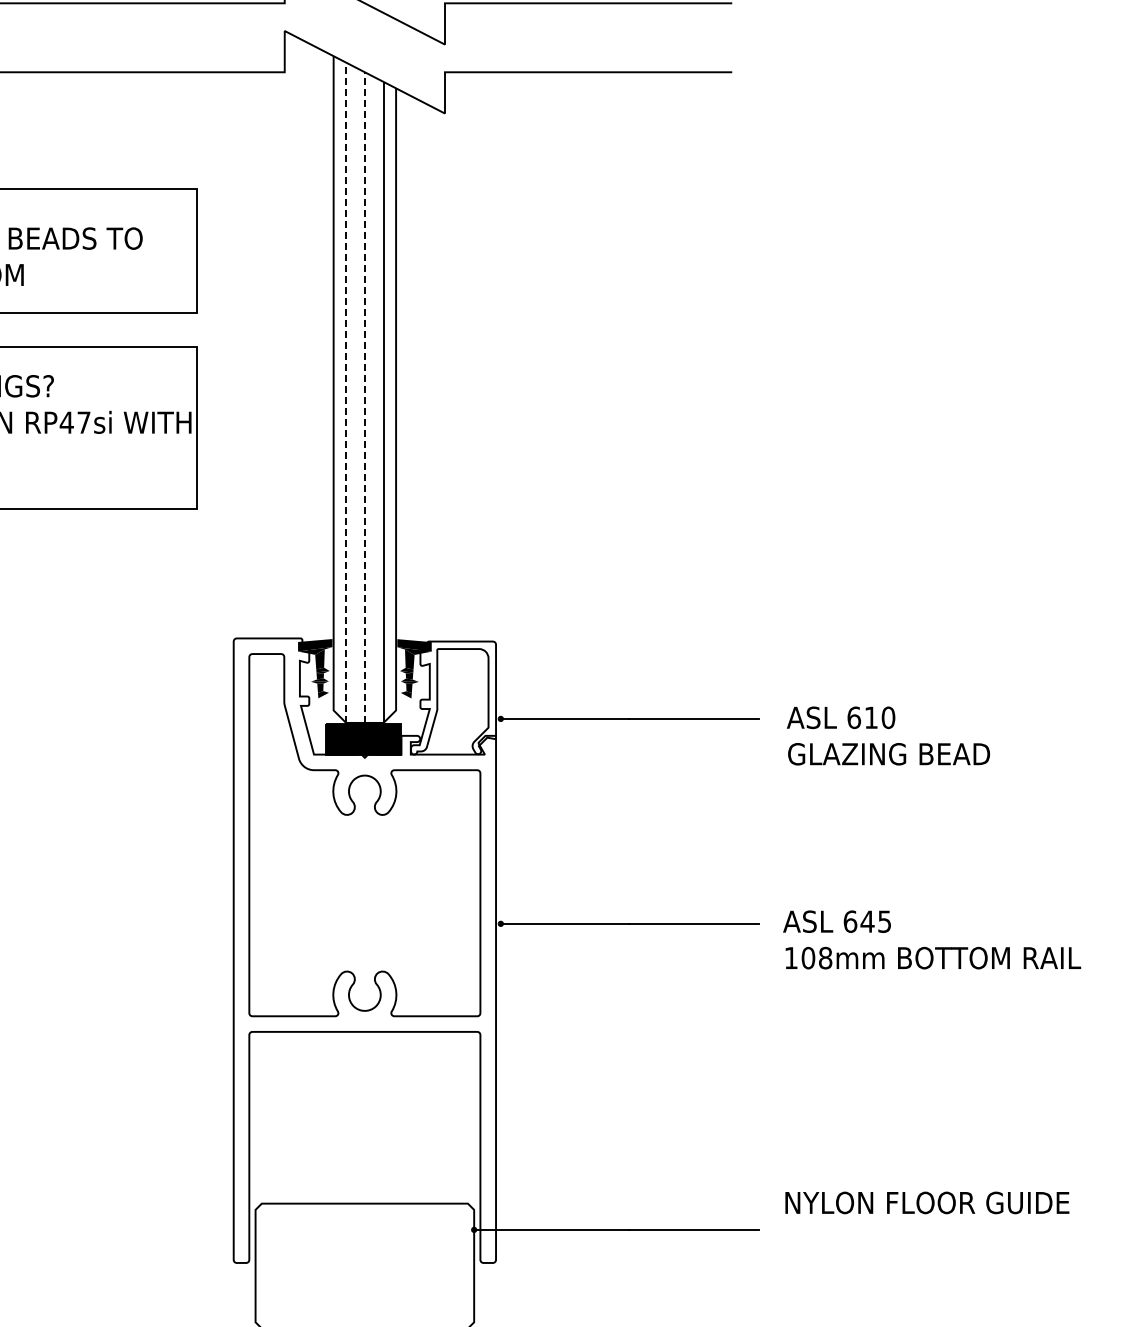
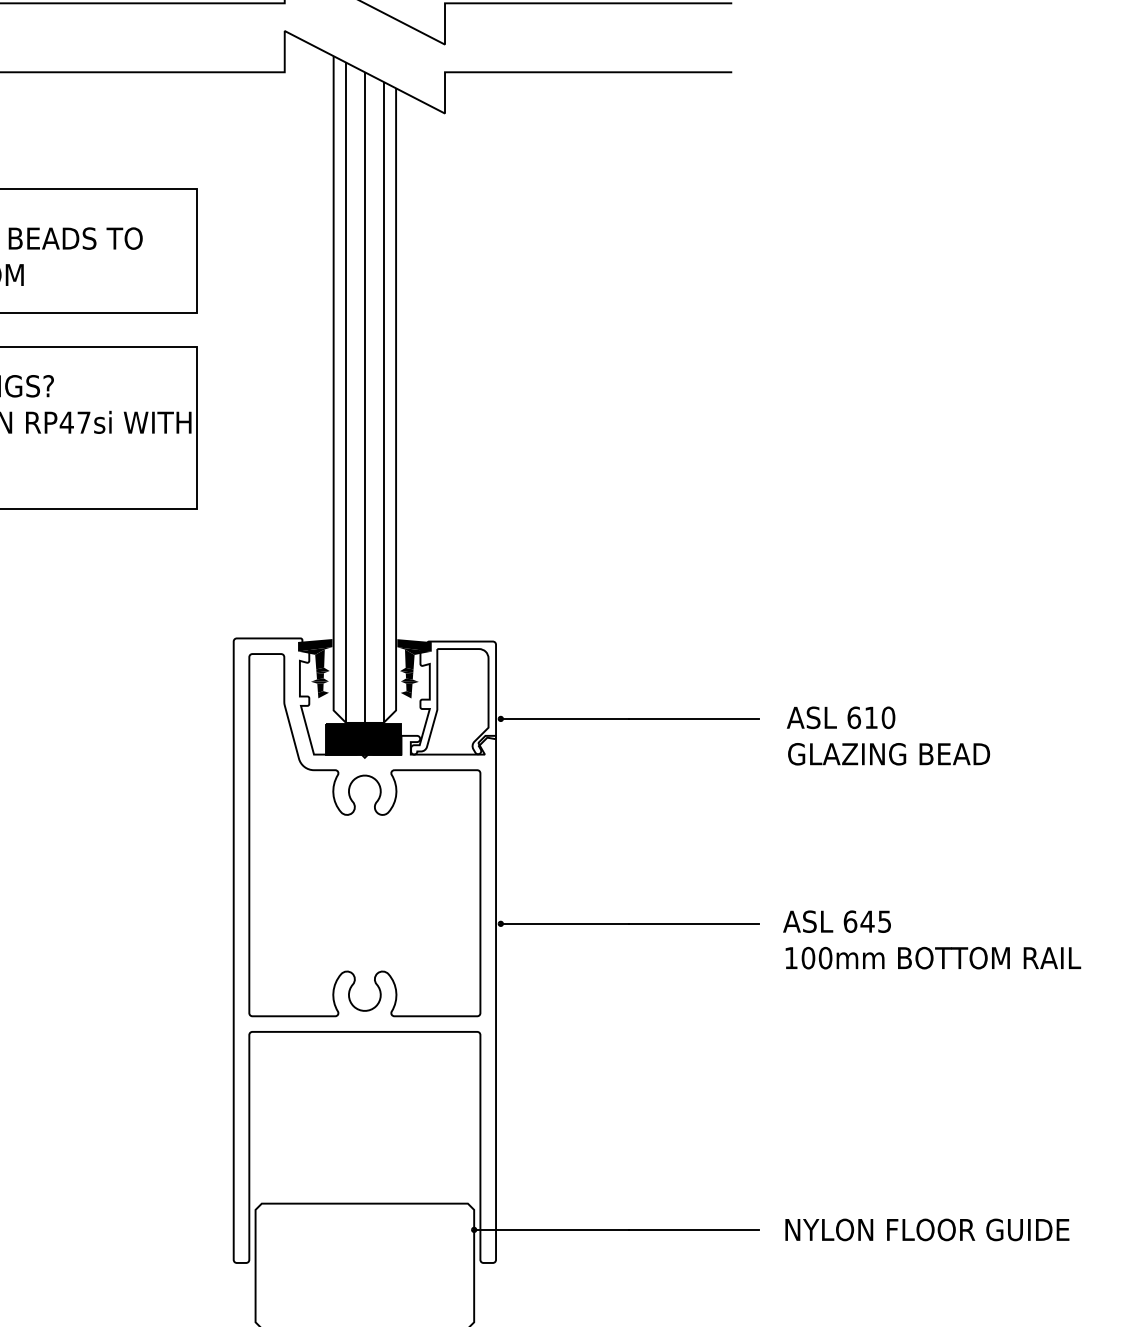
line: dashed -> solid (346, 392)
line: dashed -> solid (364, 397)
text: 108mm -> 100mm (825, 958)
text position: (927, 1202) -> (927, 1229) (927, 1229)
